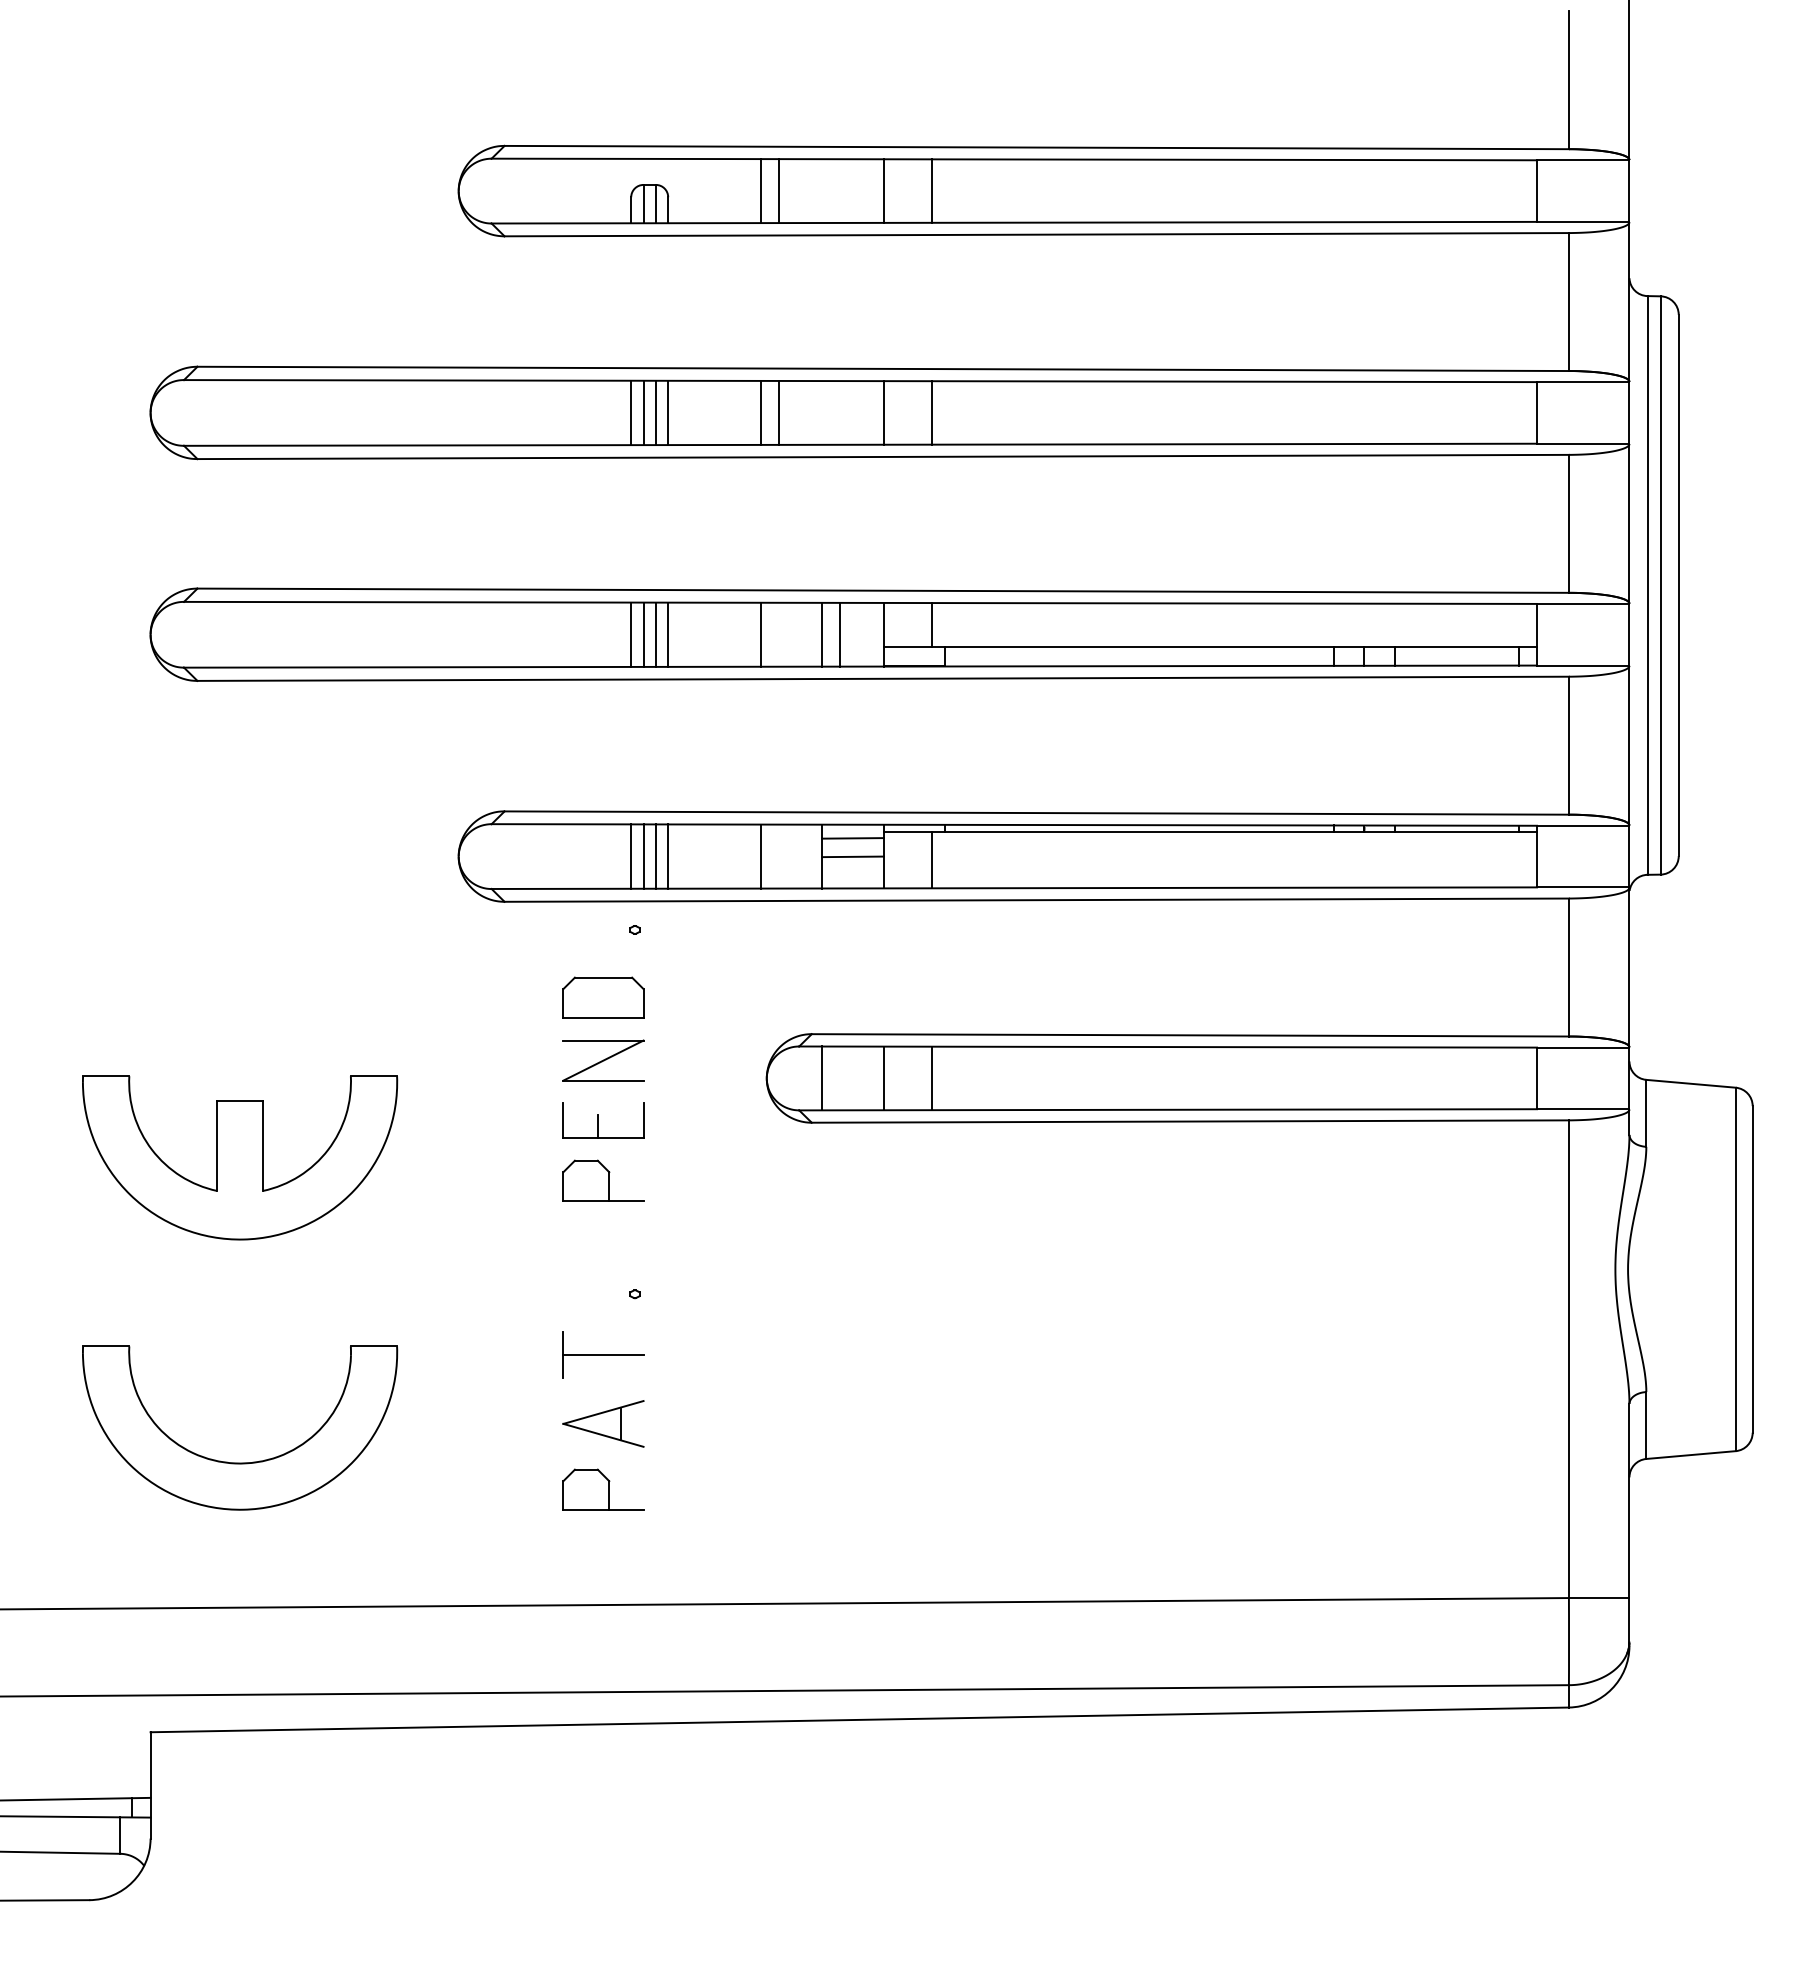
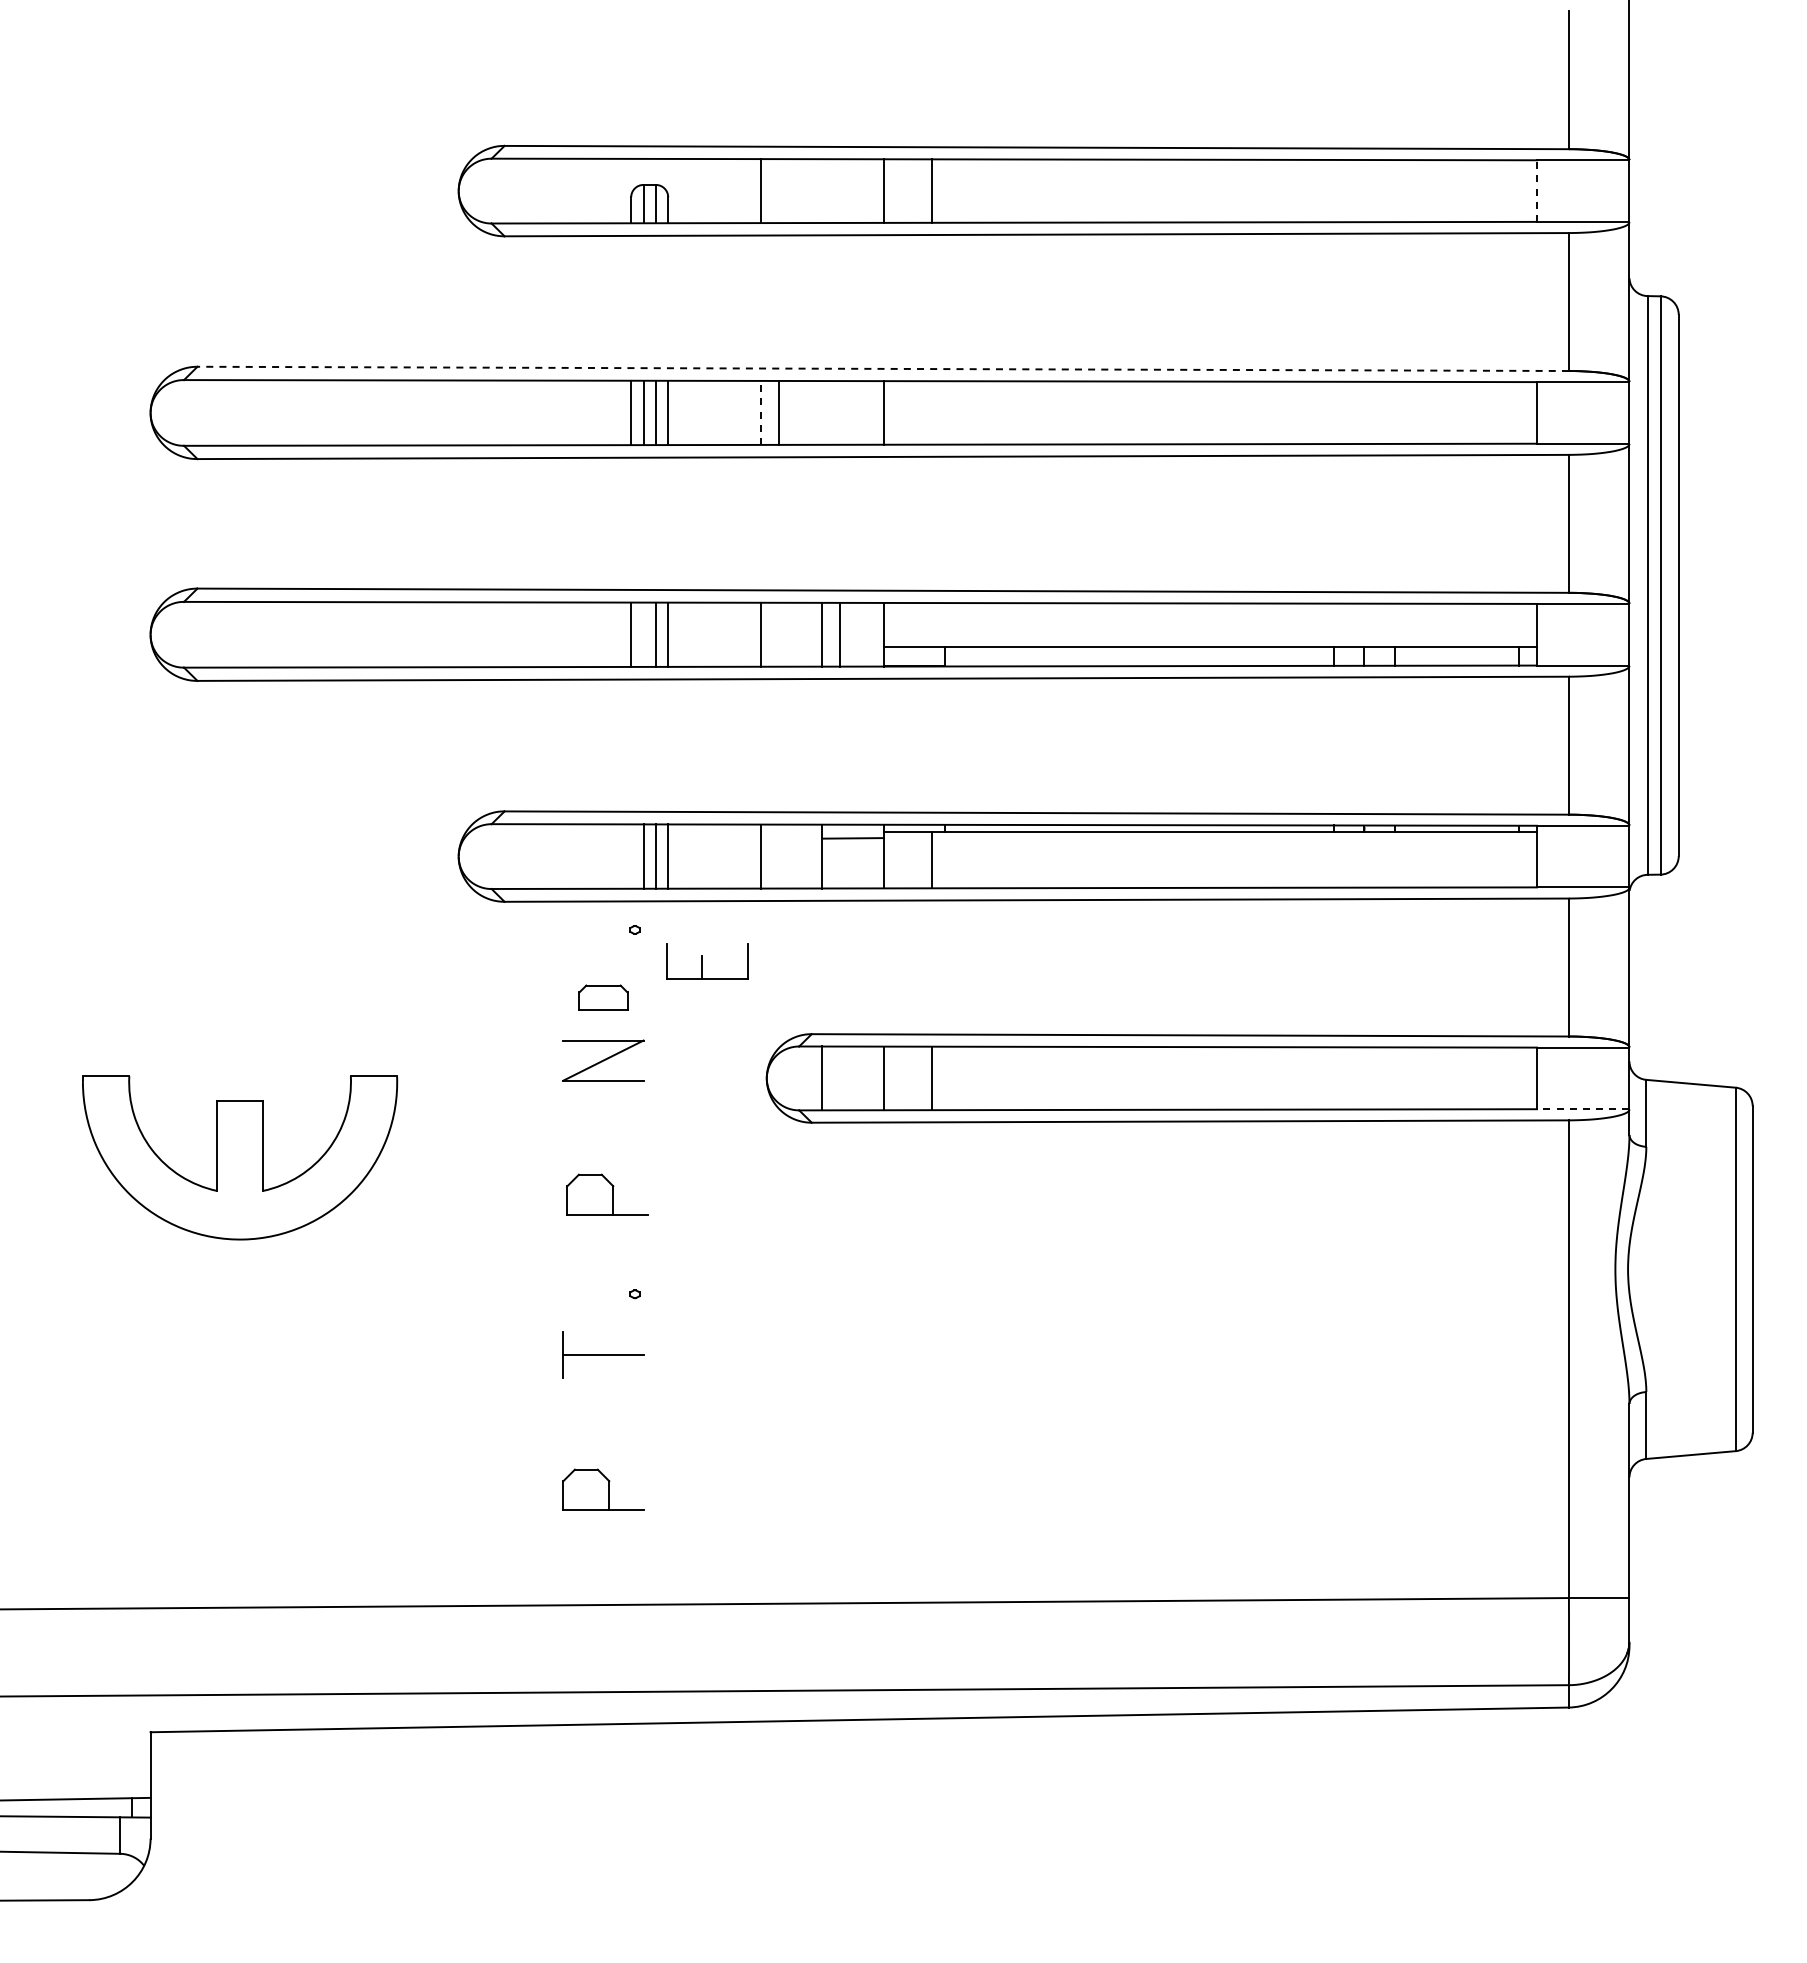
line: present -> none (778, 191)
line: solid -> dashed (1537, 191)
line: solid -> dashed (883, 368)
line: solid -> dashed (760, 412)
line: present -> none (932, 412)
line: present -> none (932, 625)
line: present -> none (643, 634)
line: present -> none (631, 856)
line: present -> none (852, 856)
part size: 83x43 px -> 51x27 px (603, 997)
line: solid -> dashed (1582, 1109)
part position: (603, 1120) -> (707, 961) (707, 961)
part position: (603, 1180) -> (607, 1194) (607, 1194)
part: present -> none (603, 1423)
part: present -> none (240, 1462)
